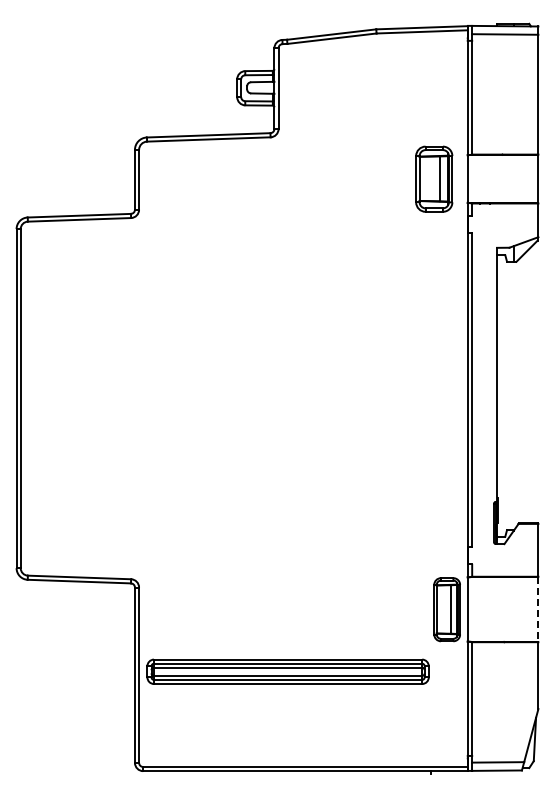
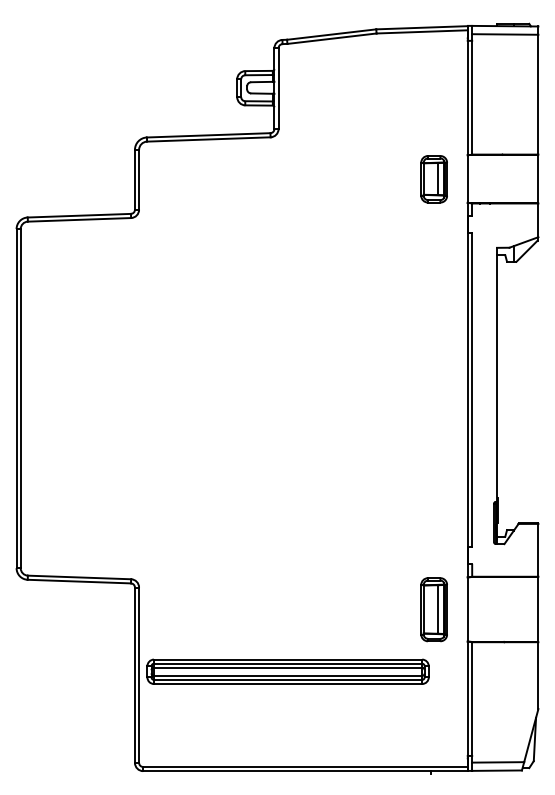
part size: 39x68 px -> 28x49 px (433, 179)
part position: (446, 609) -> (433, 609) (433, 609)
line: dashed -> solid (538, 609)
